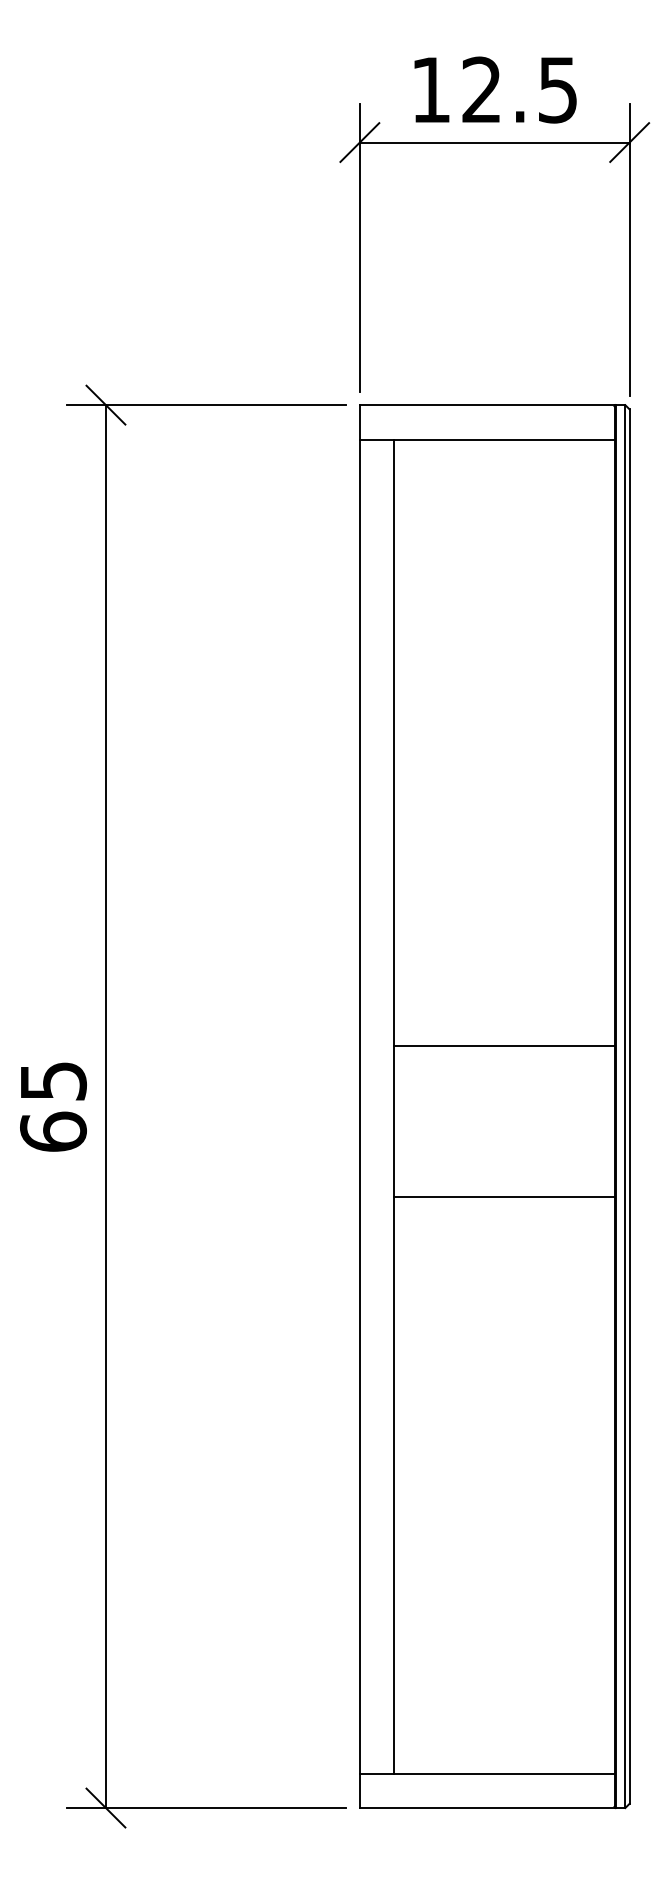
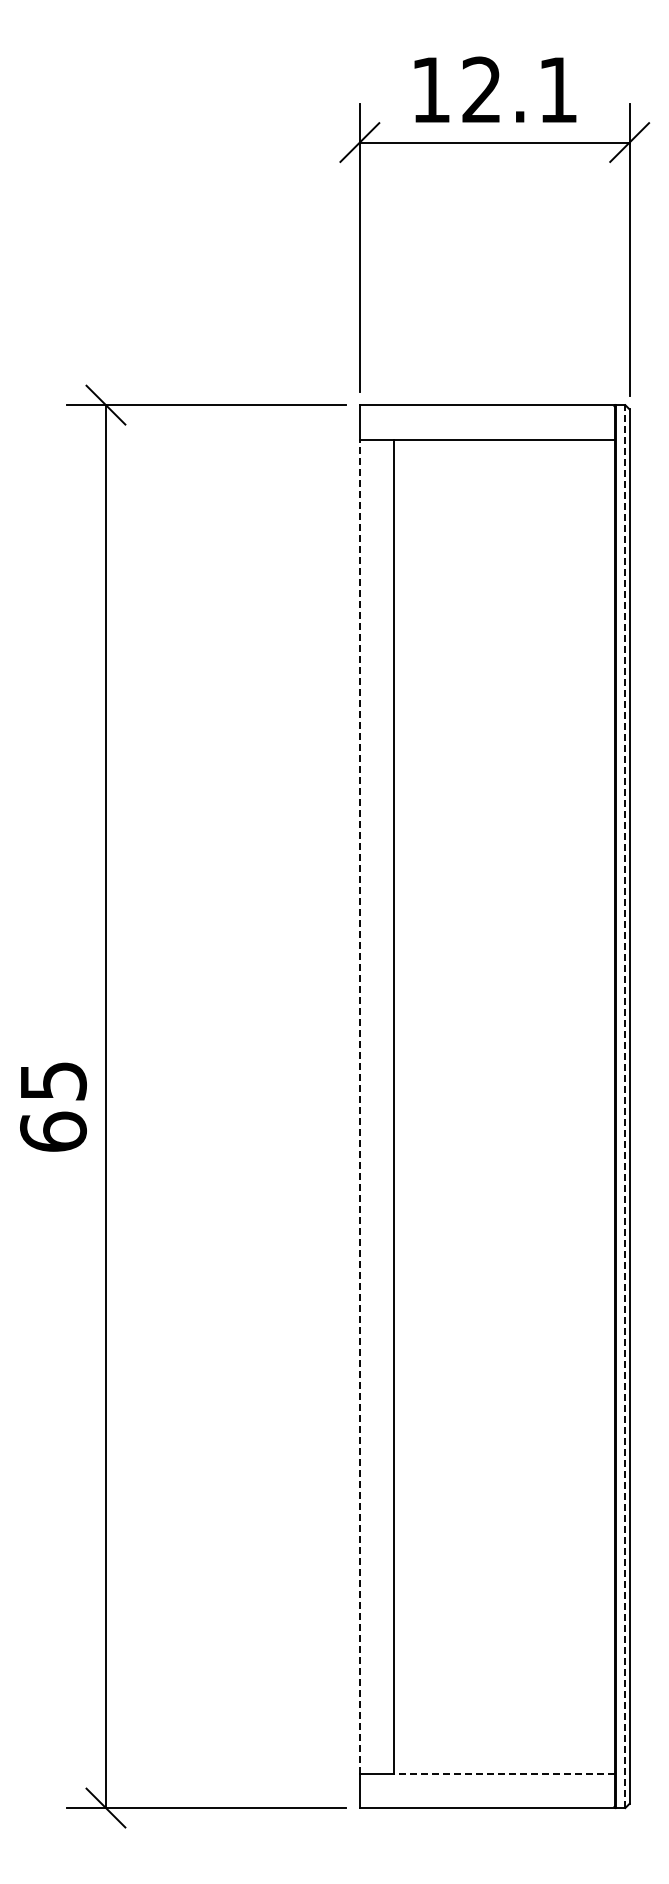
text: 12.5 -> 12.1 (557, 90)
line: present -> none (504, 1046)
line: solid -> dashed (359, 1106)
line: solid -> dashed (625, 1106)
line: present -> none (504, 1197)
line: solid -> dashed (503, 1773)
